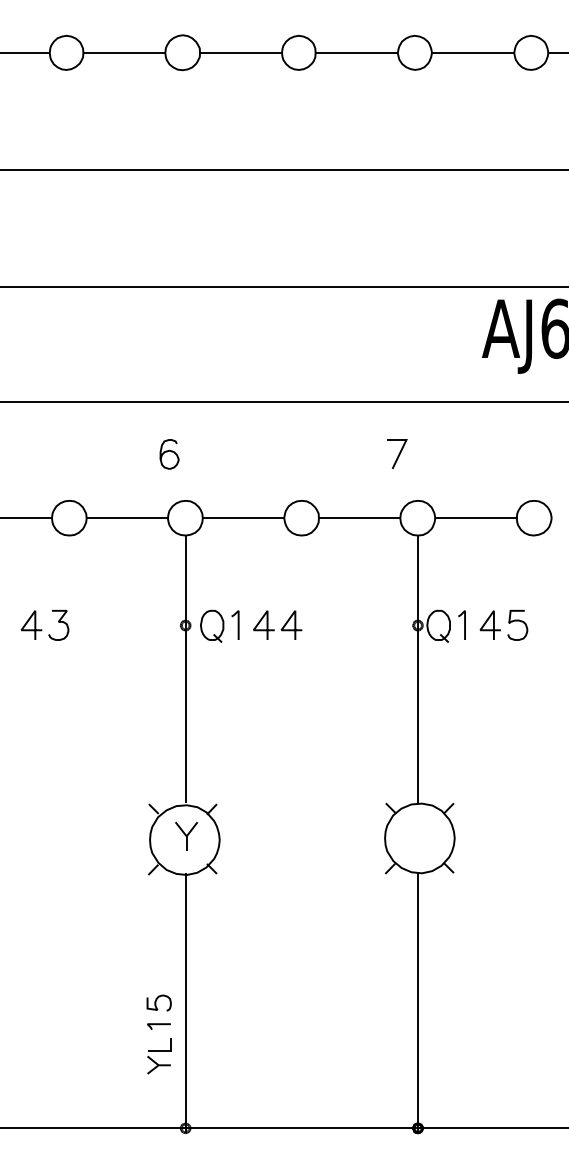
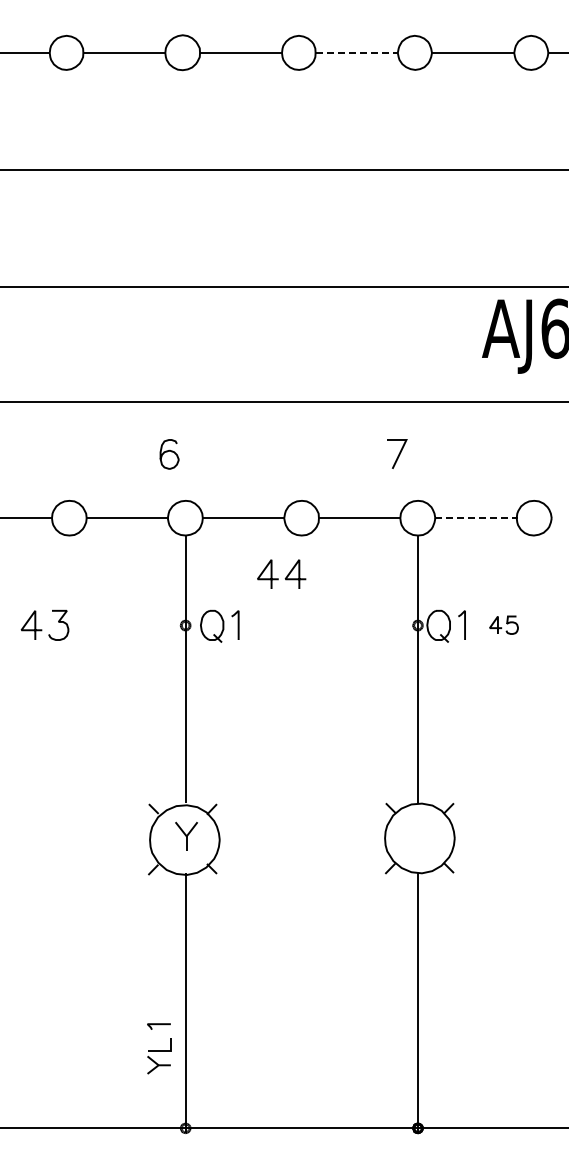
line: solid -> dashed (357, 53)
line: solid -> dashed (476, 518)
part position: (277, 624) -> (281, 573) (281, 573)
part size: 50x32 px -> 30x20 px (503, 624)
curve: present -> none (156, 1002)
